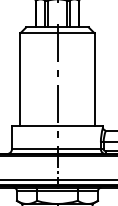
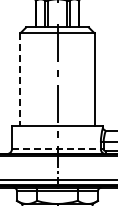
line: solid -> dashed (20, 80)
line: solid -> dashed (56, 149)
